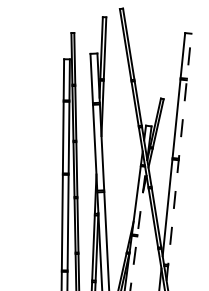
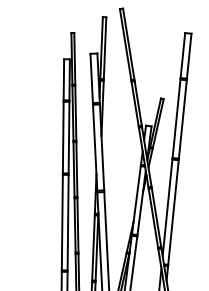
line: dashed -> solid (179, 156)
line: dashed -> solid (138, 230)
